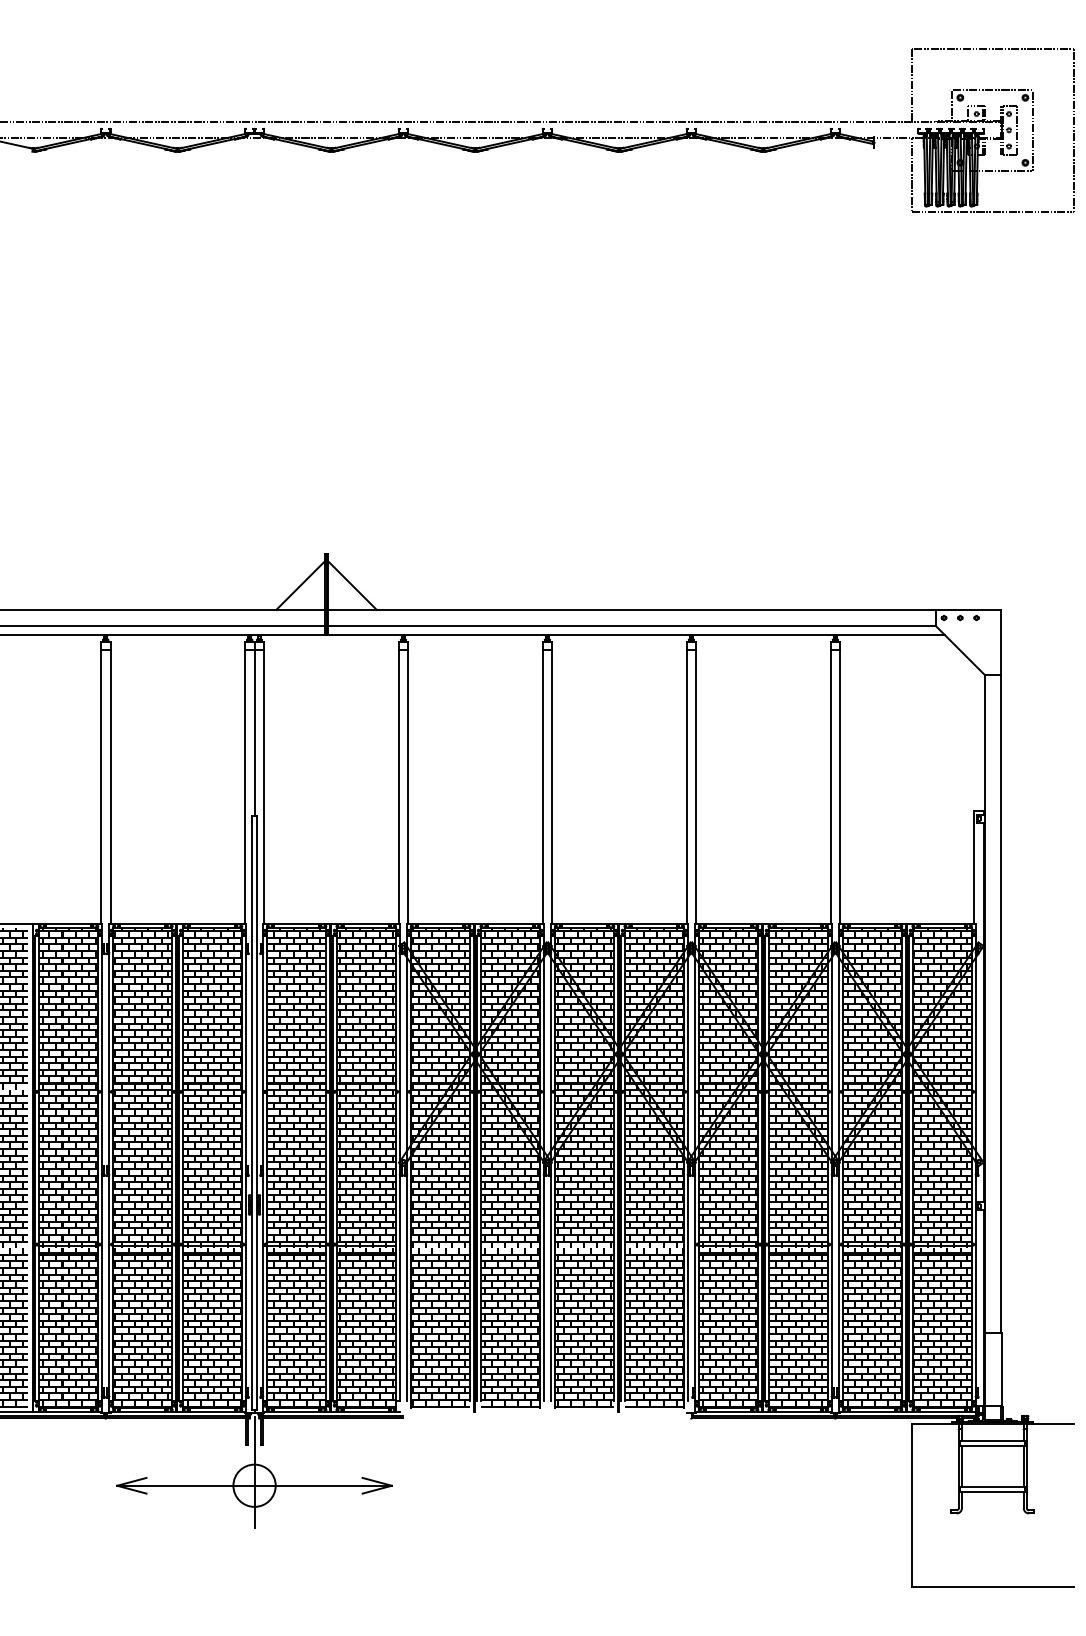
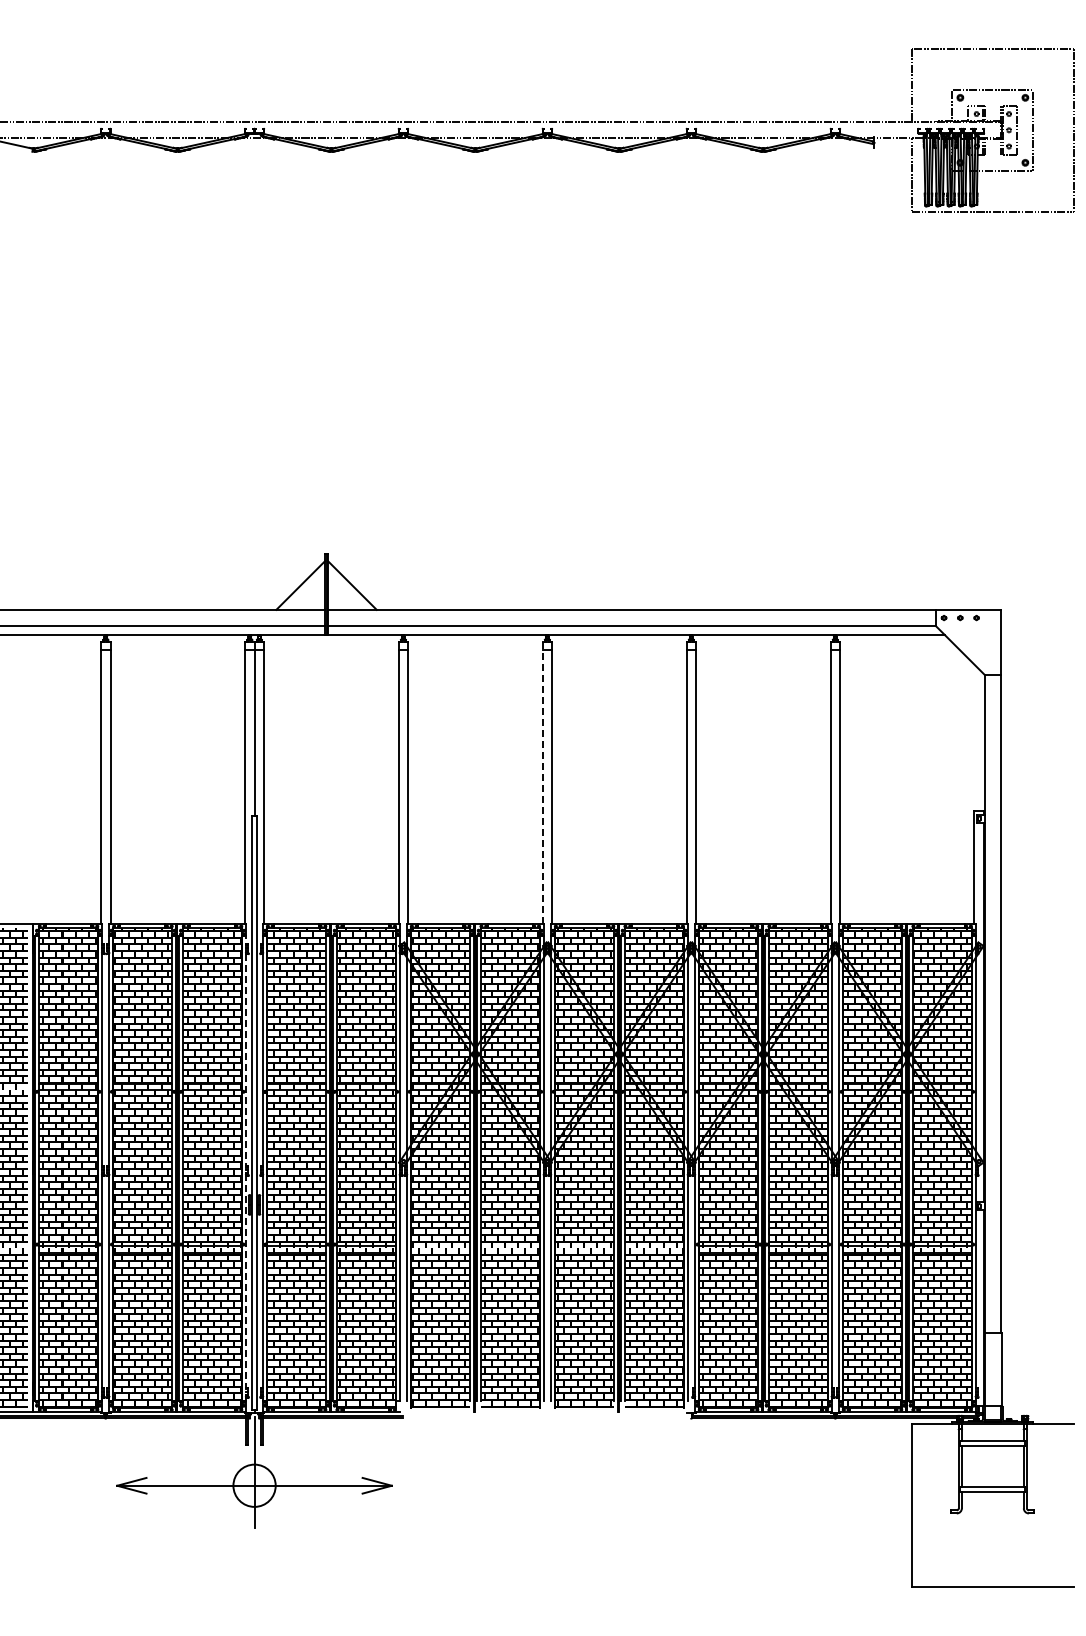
line: solid -> dashed (542, 783)
line: solid -> dashed (246, 1167)
